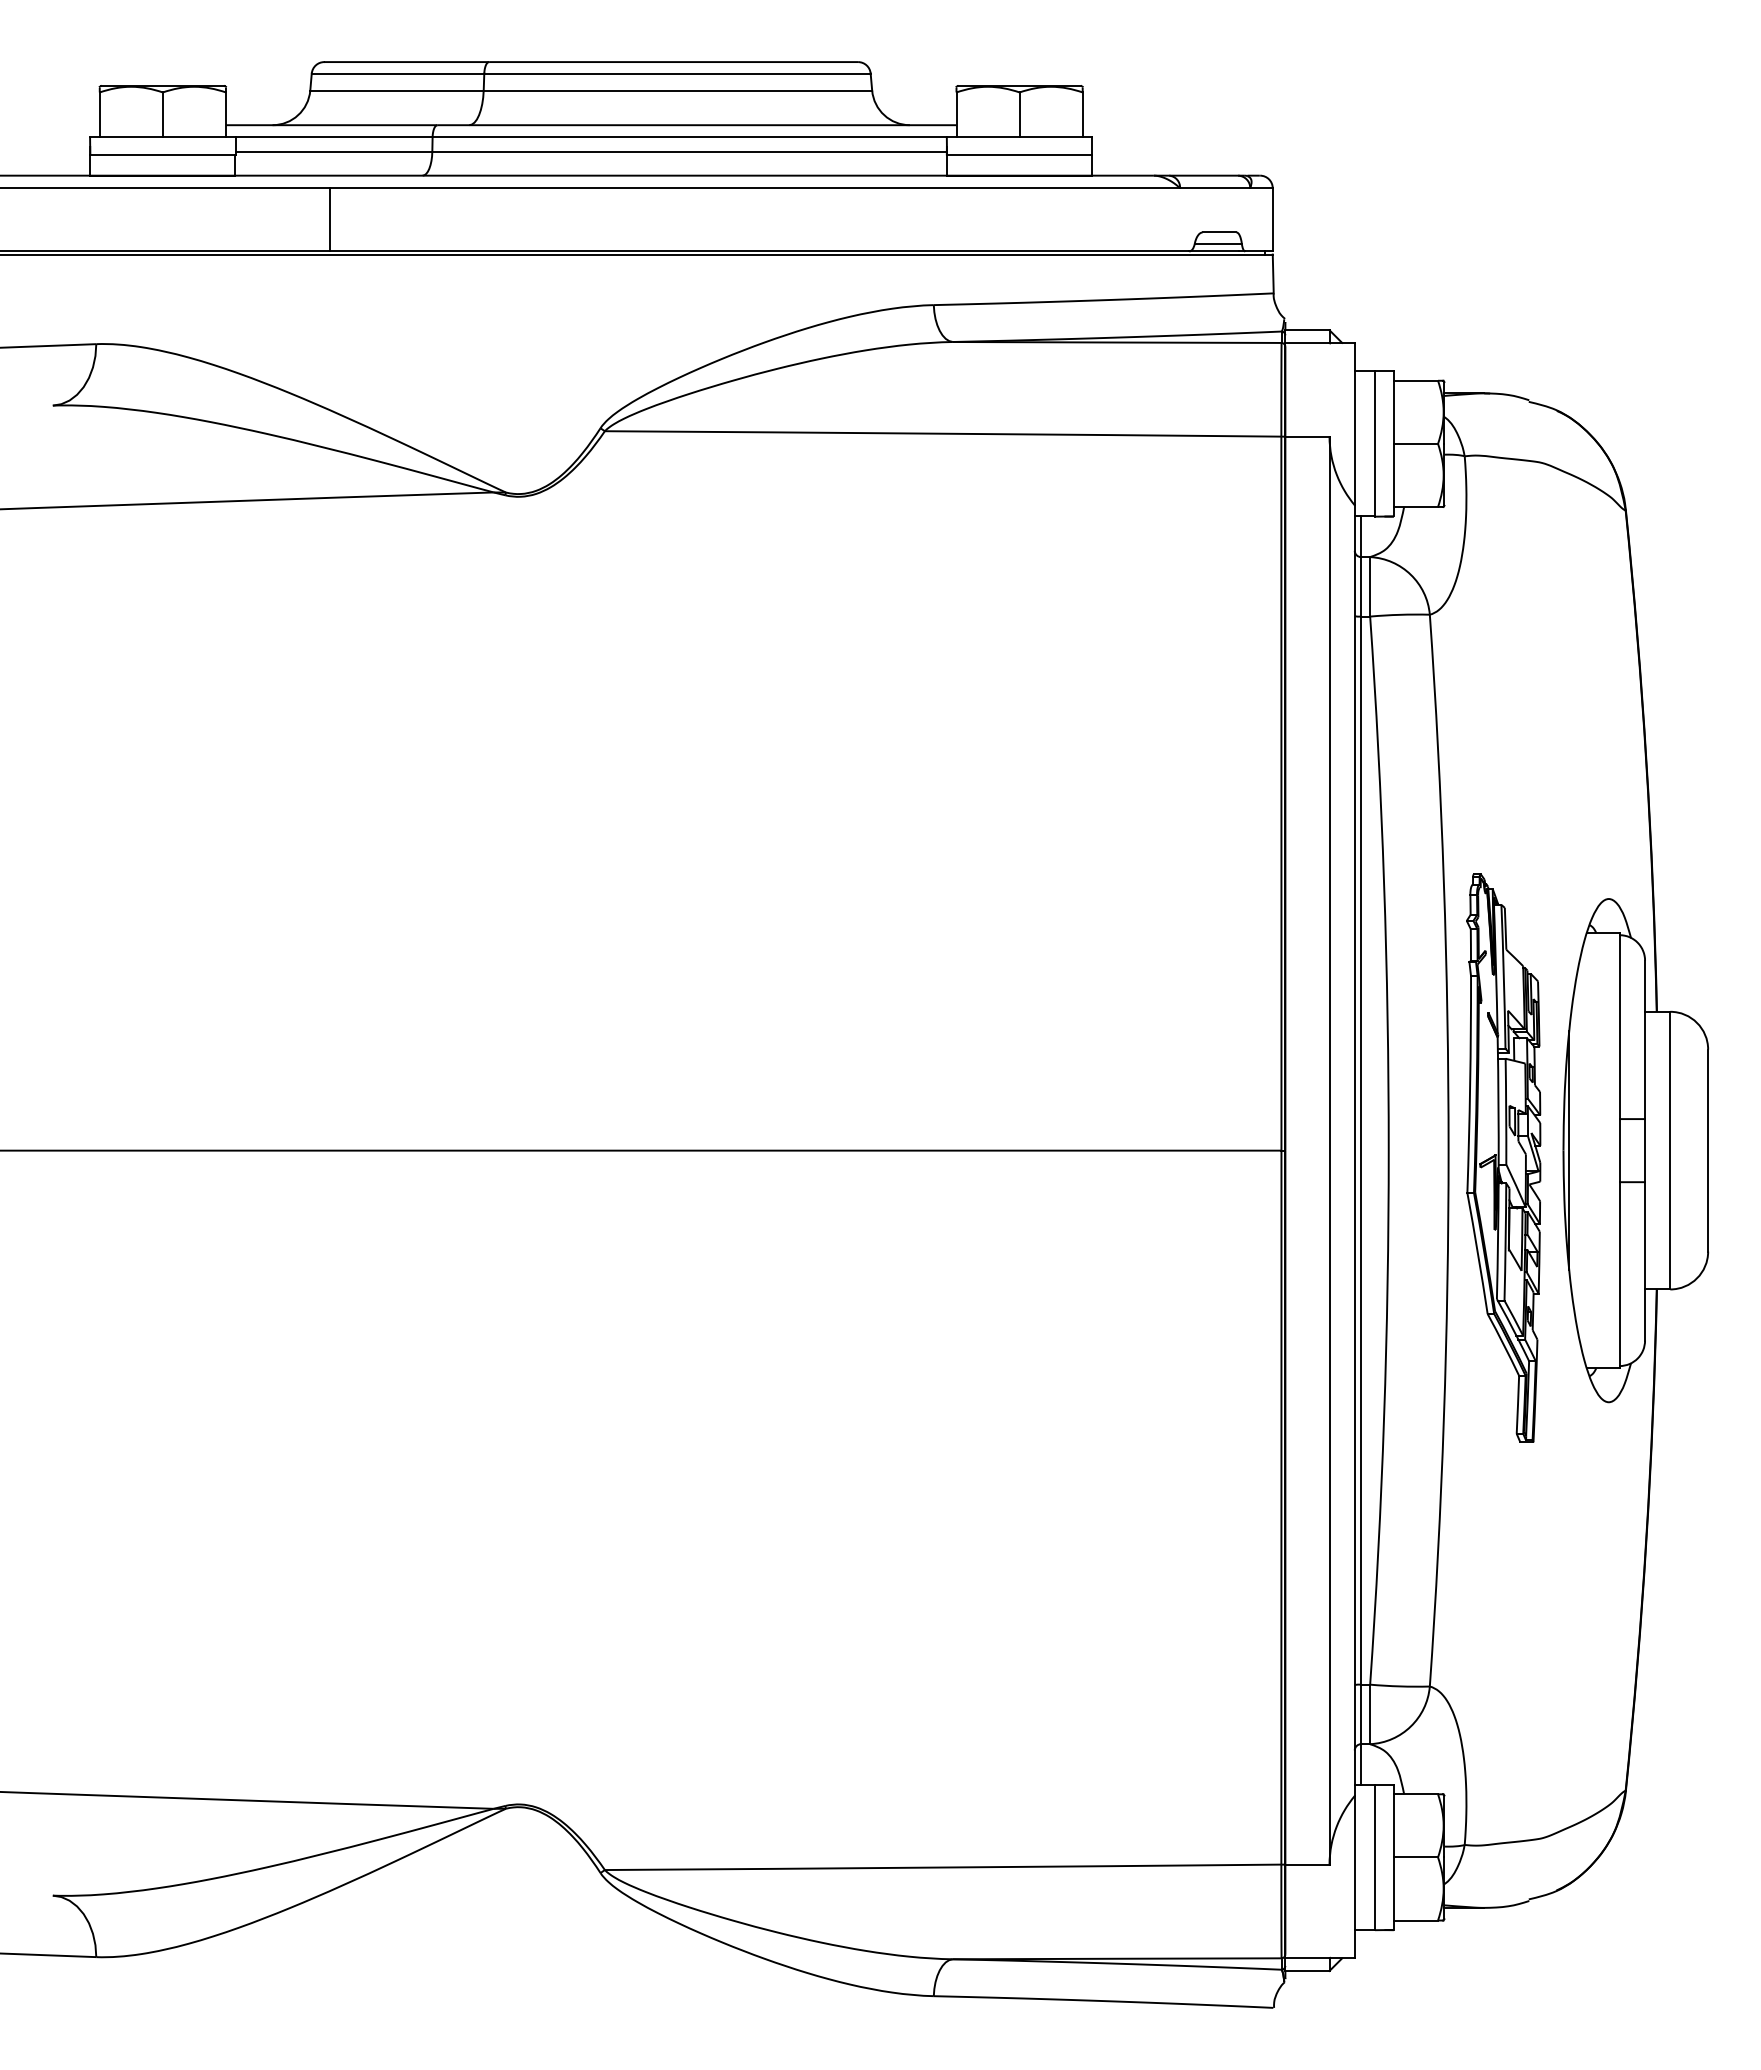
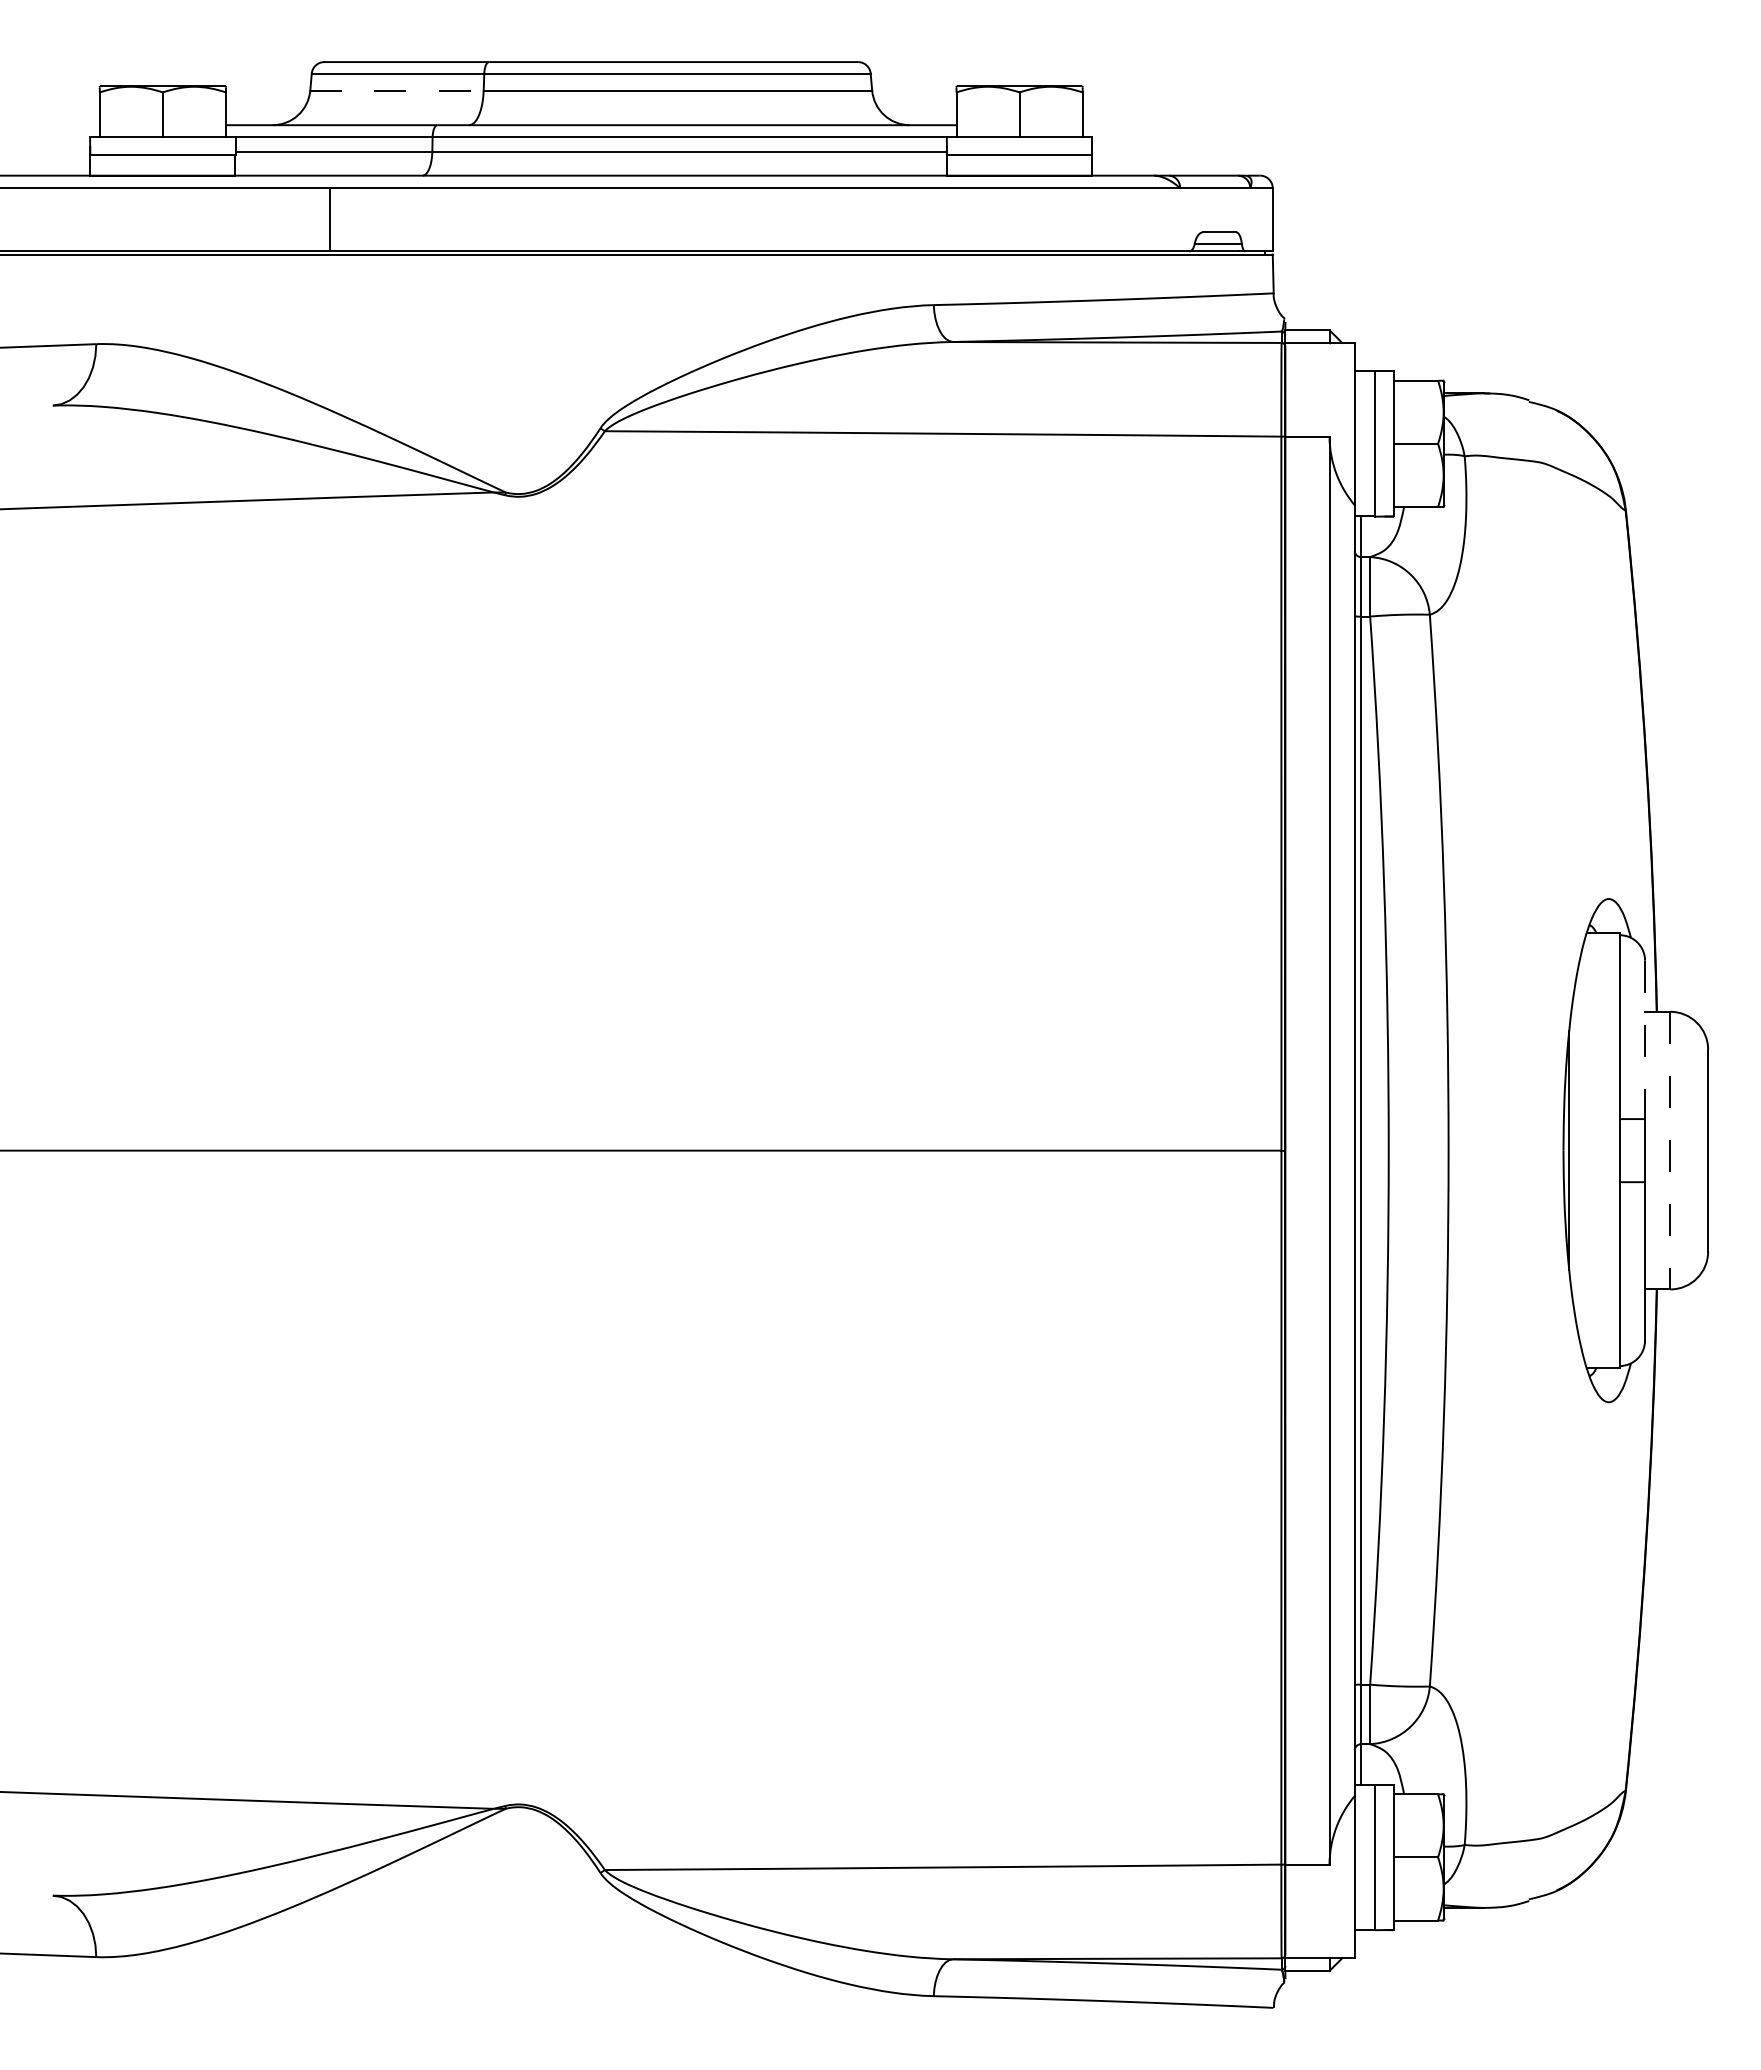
line: solid -> dashed (397, 90)
line: solid -> dashed (1645, 1040)
line: solid -> dashed (1670, 1150)
part: present -> none (1503, 1157)
